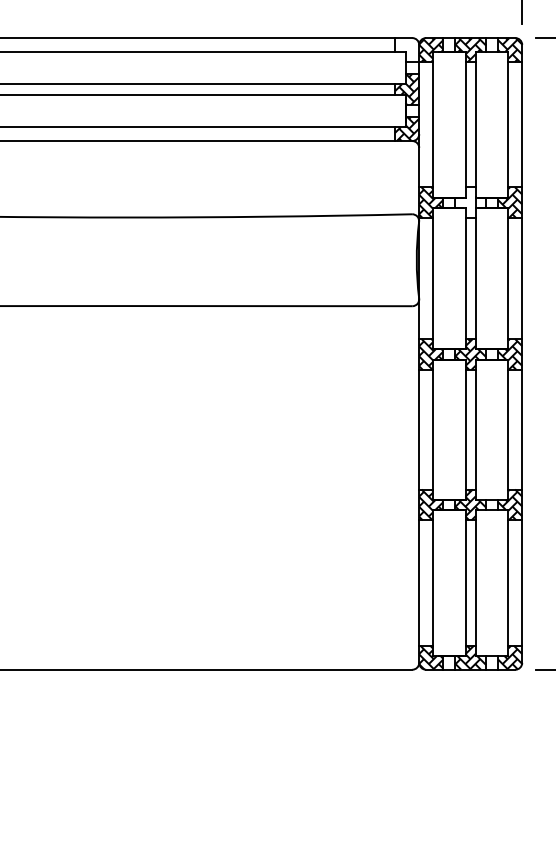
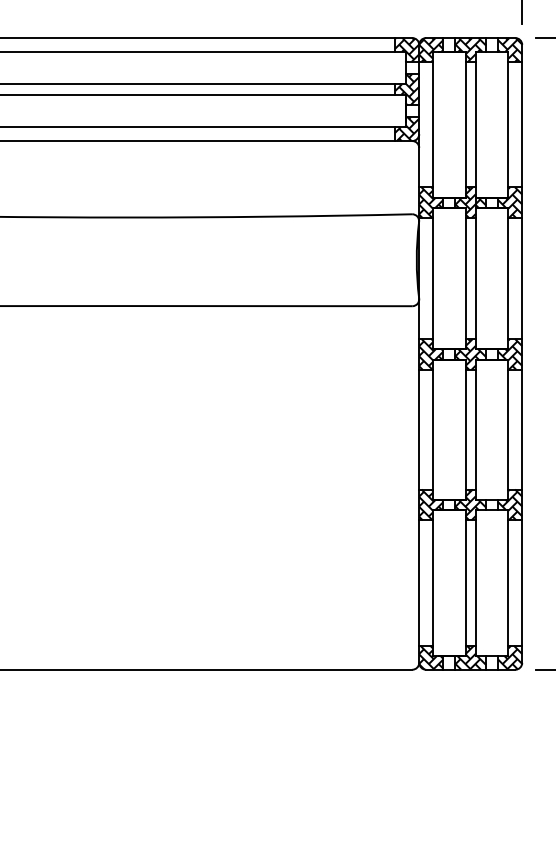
hatch: none -> present (407, 50)
hatch: none -> present (470, 202)
